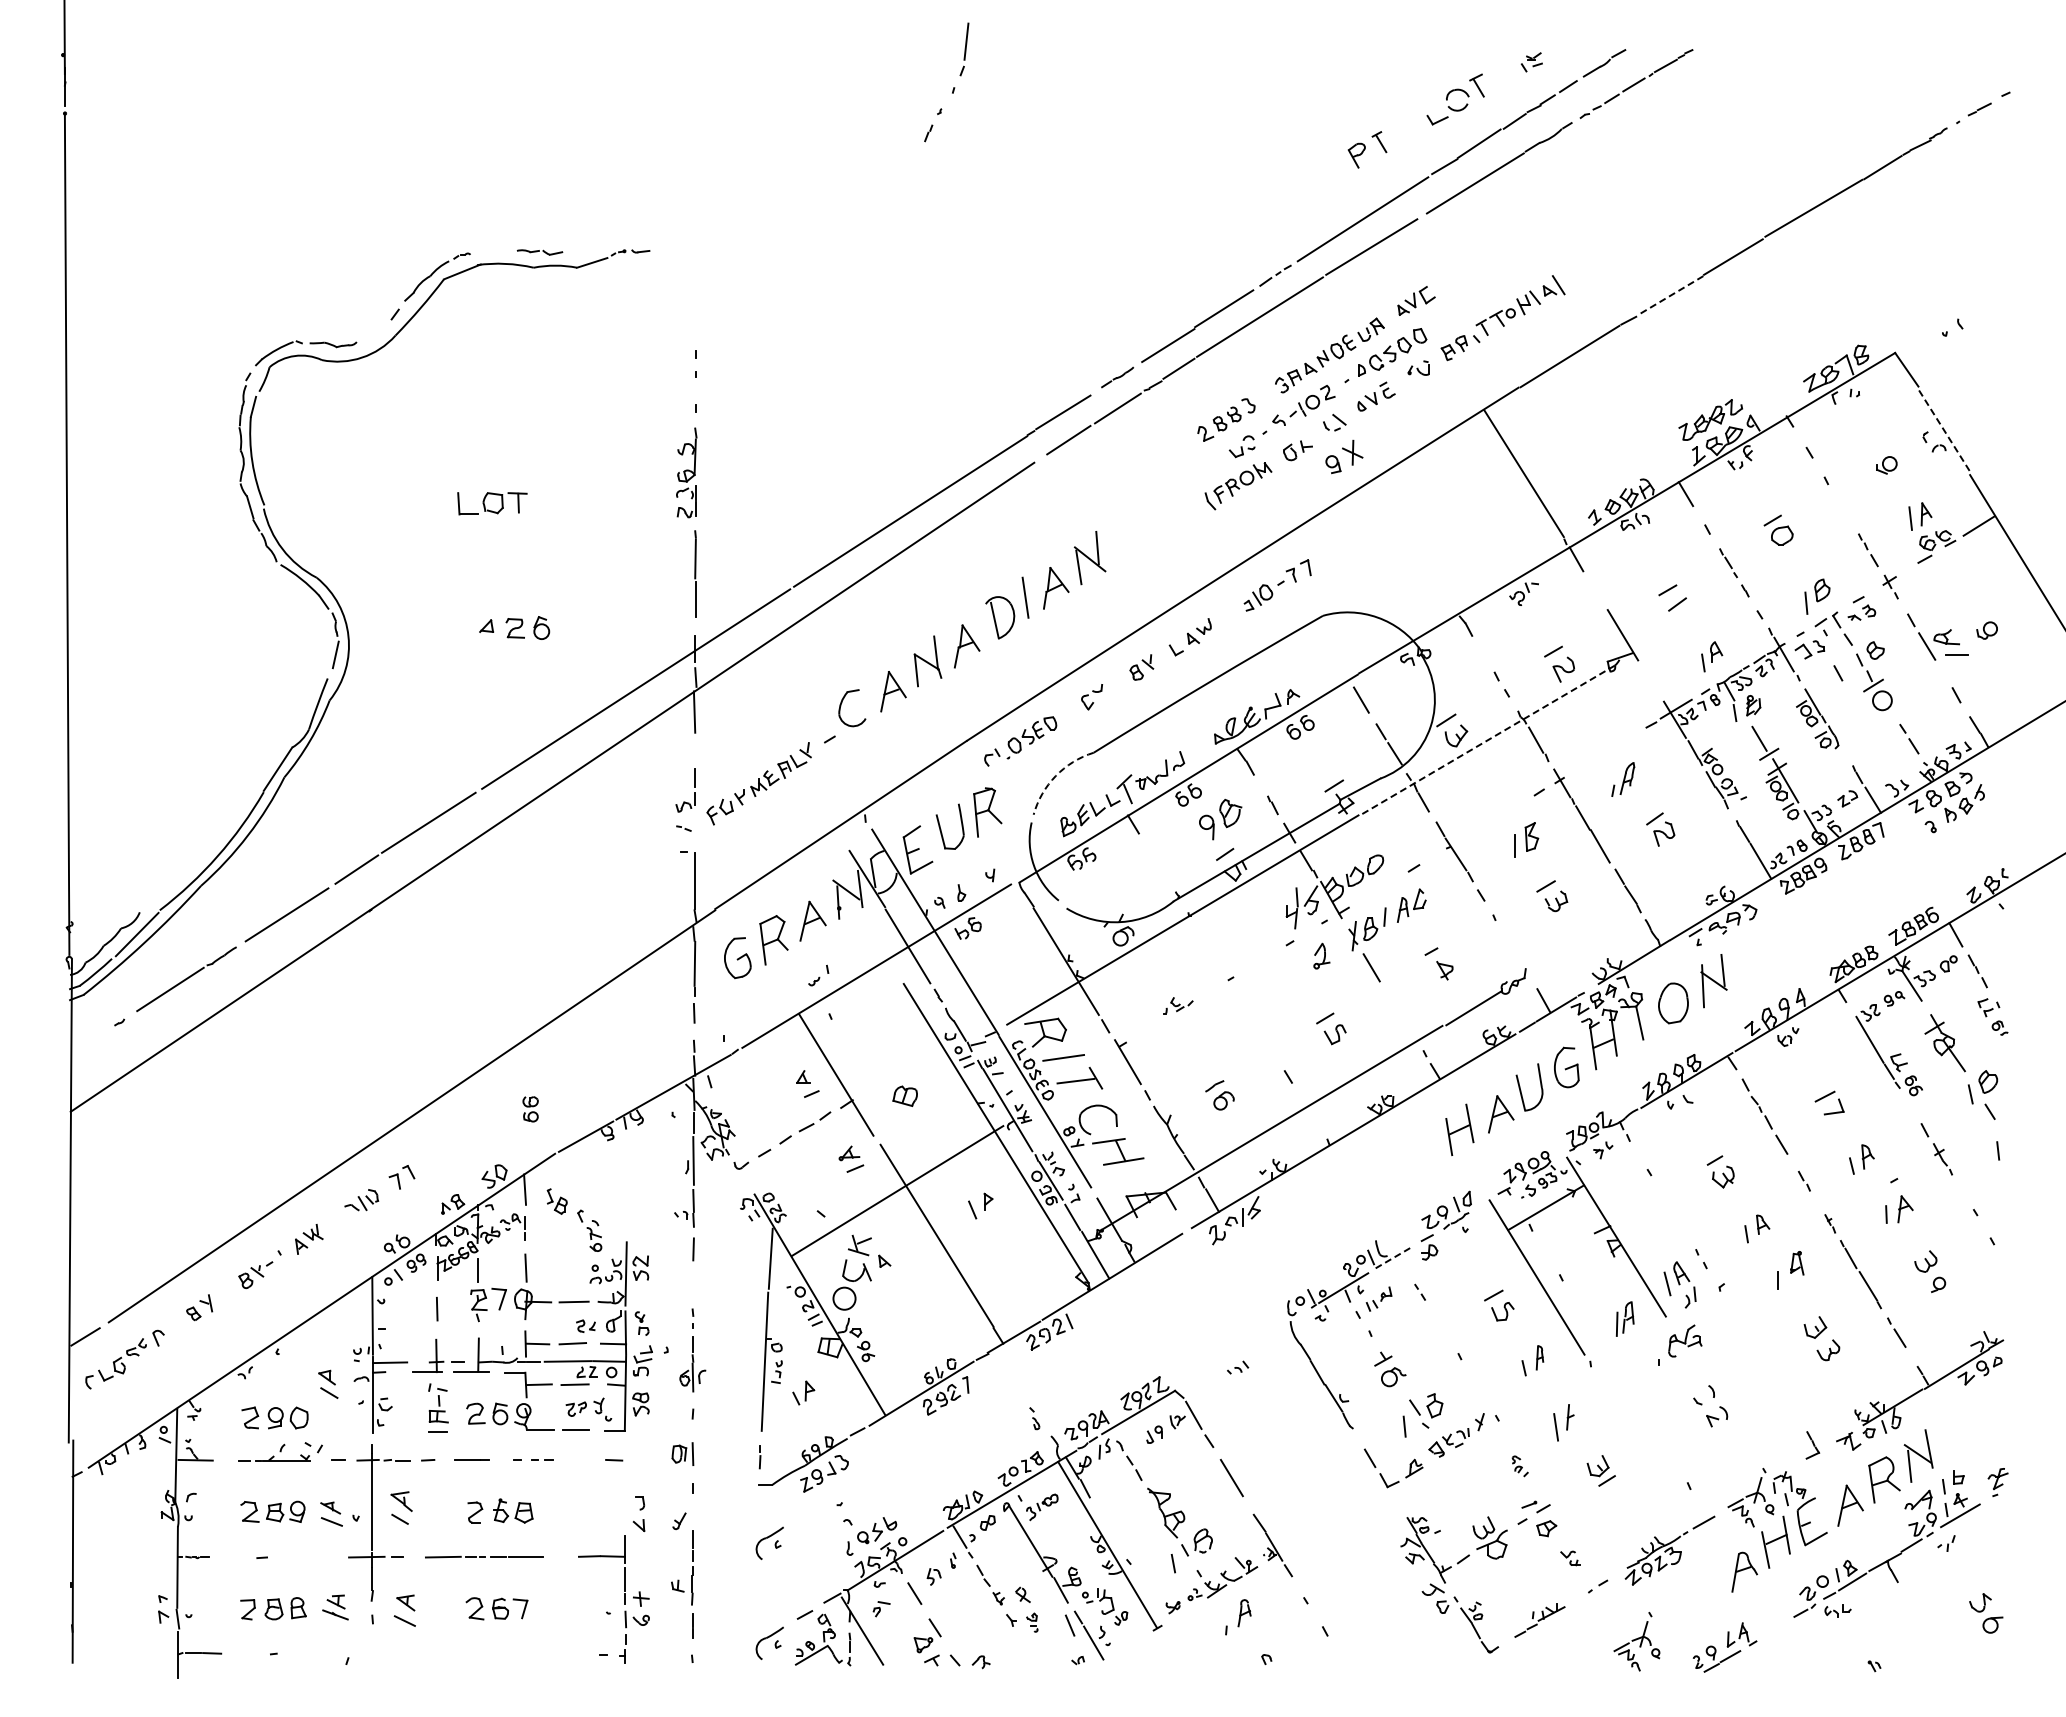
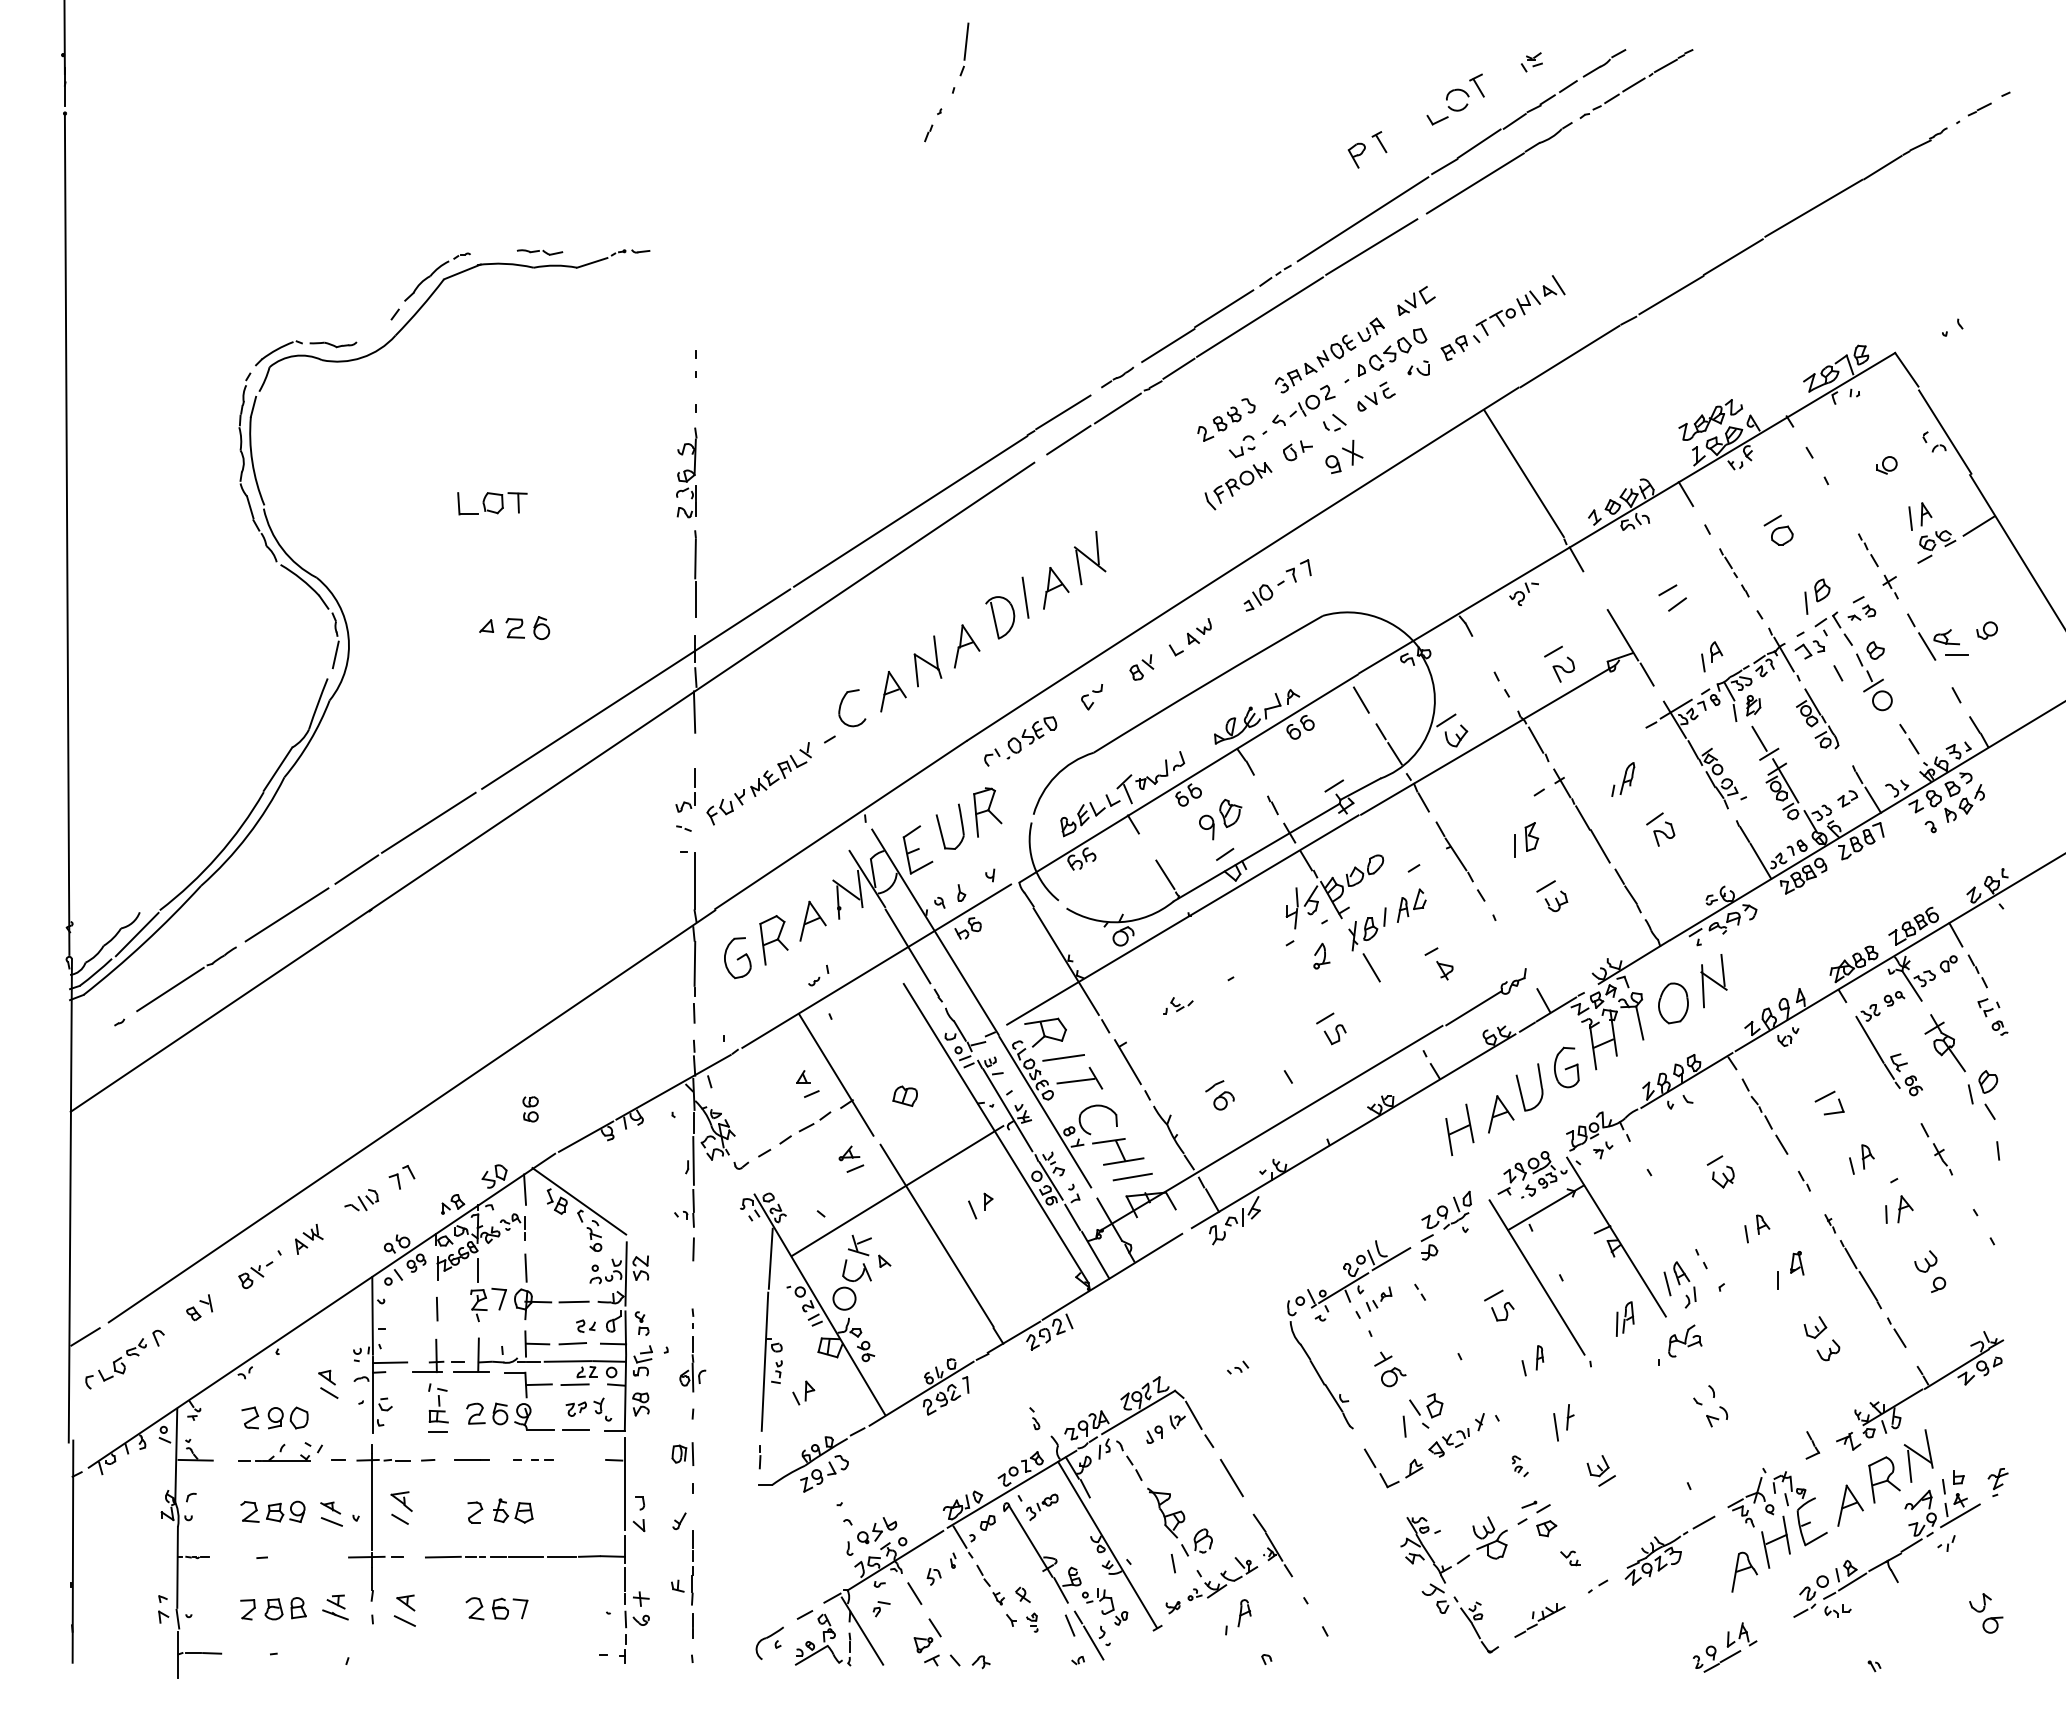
line: dashed -> solid (1670, 295)
line: dashed -> solid (1945, 432)
line: none -> present (1646, 674)
line: dashed -> solid (1487, 740)
arc: dashed -> solid (1055, 776)
line: none -> present (1165, 874)
line: none -> present (1132, 1176)
line: none -> present (579, 1201)
line: dashed -> solid (1391, 1259)
line: none -> present (625, 1483)
part: present -> none (769, 1542)
line: none -> present (561, 1556)
part: present -> none (1636, 1641)
